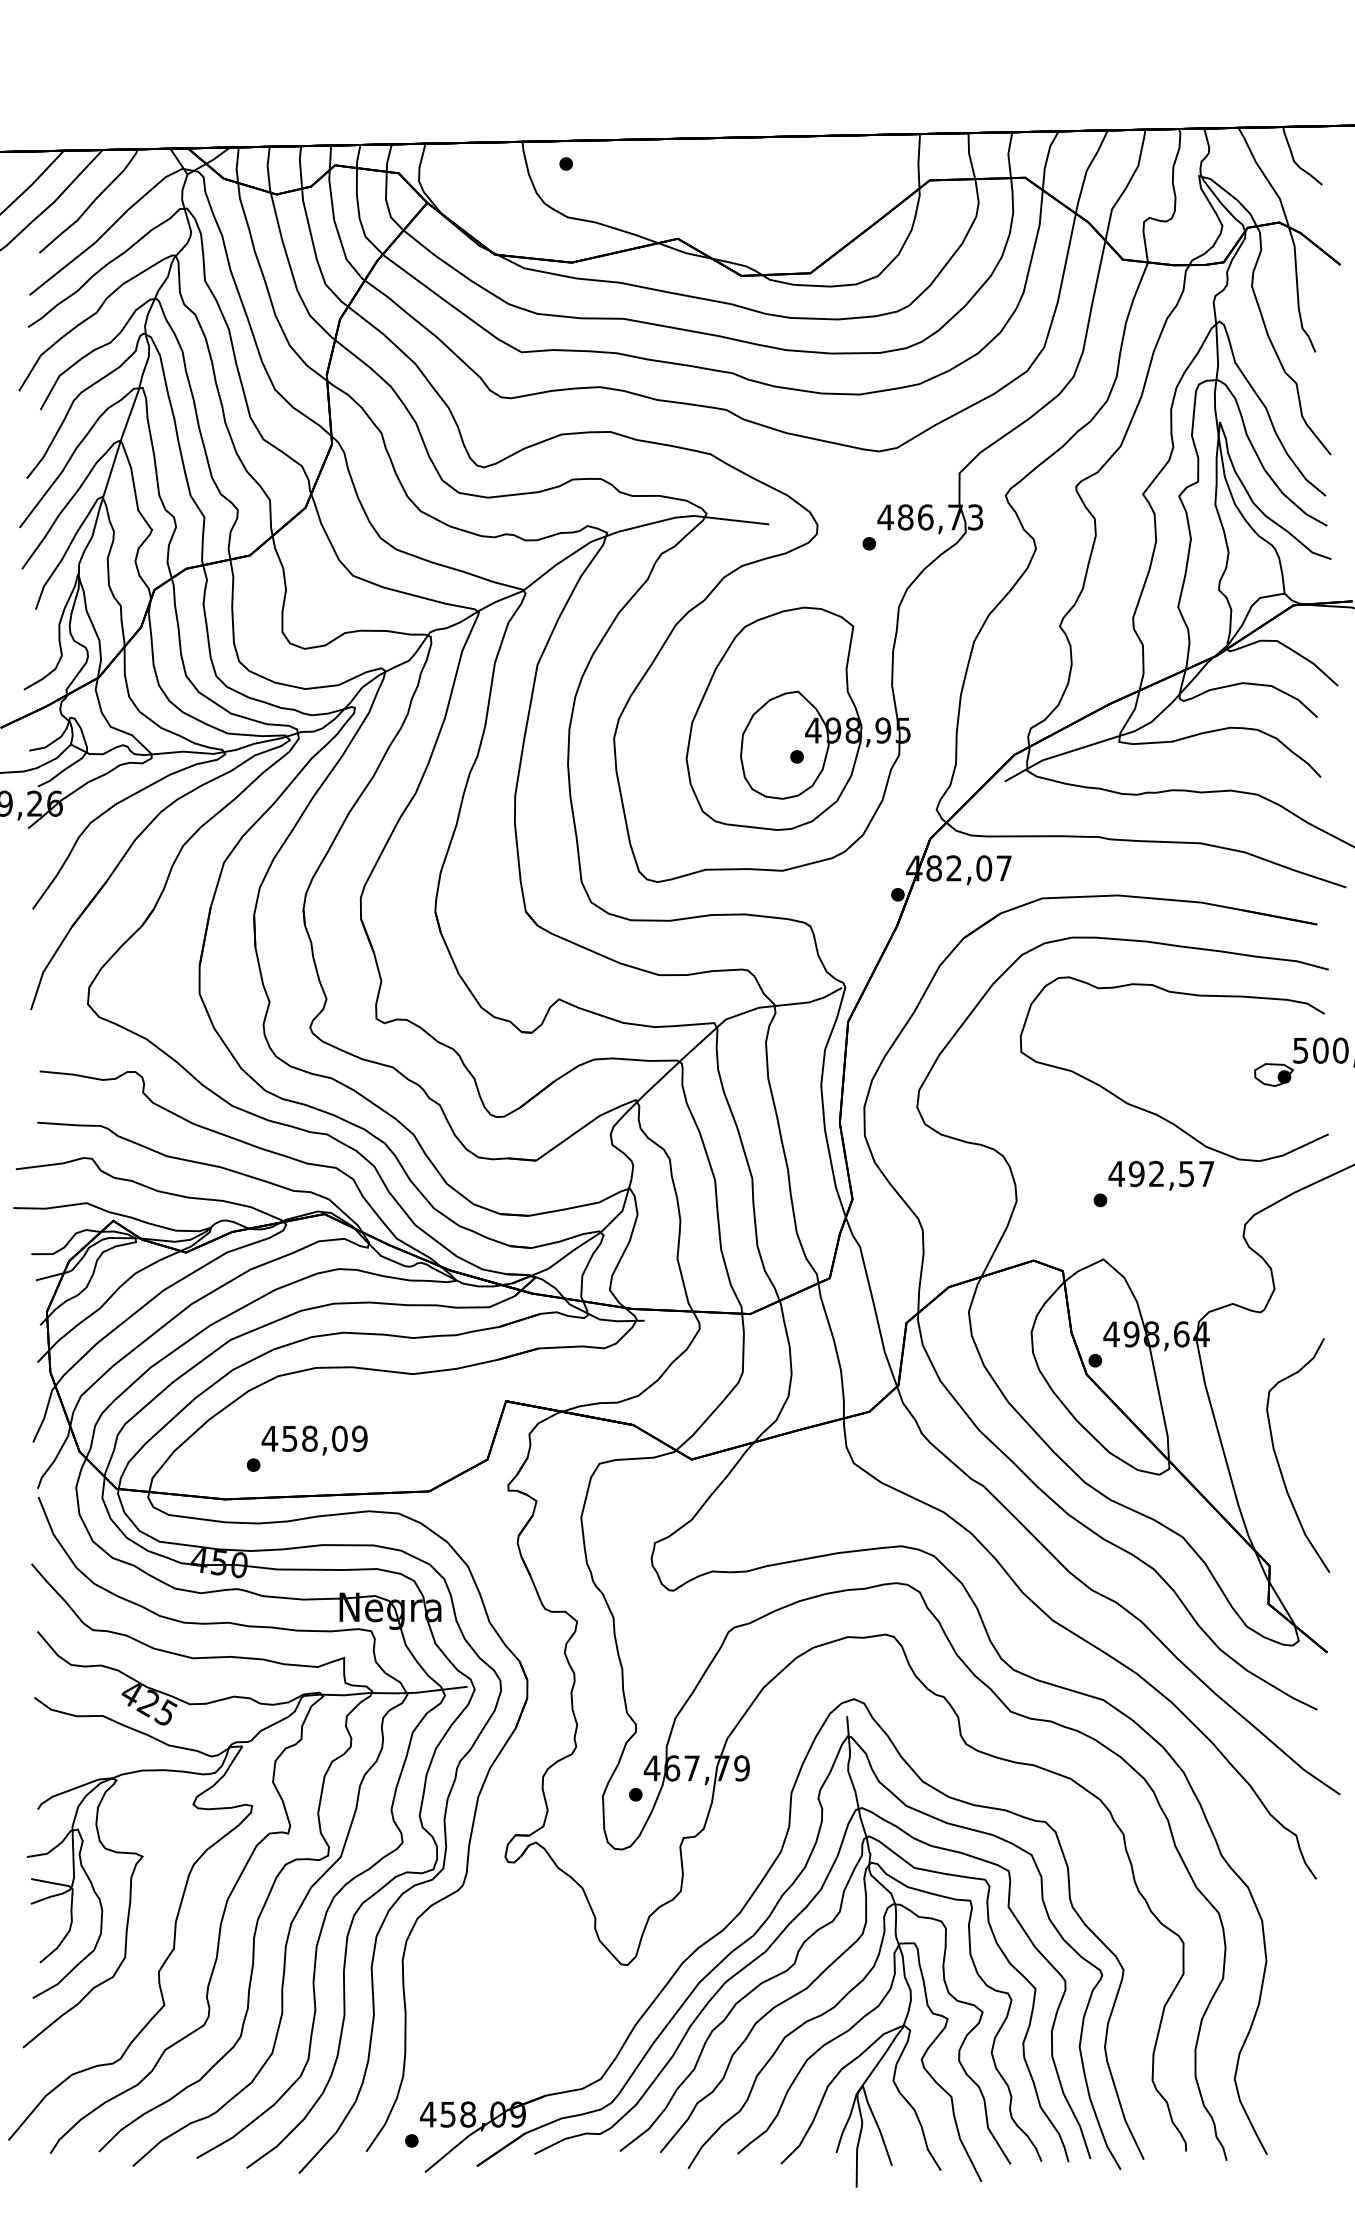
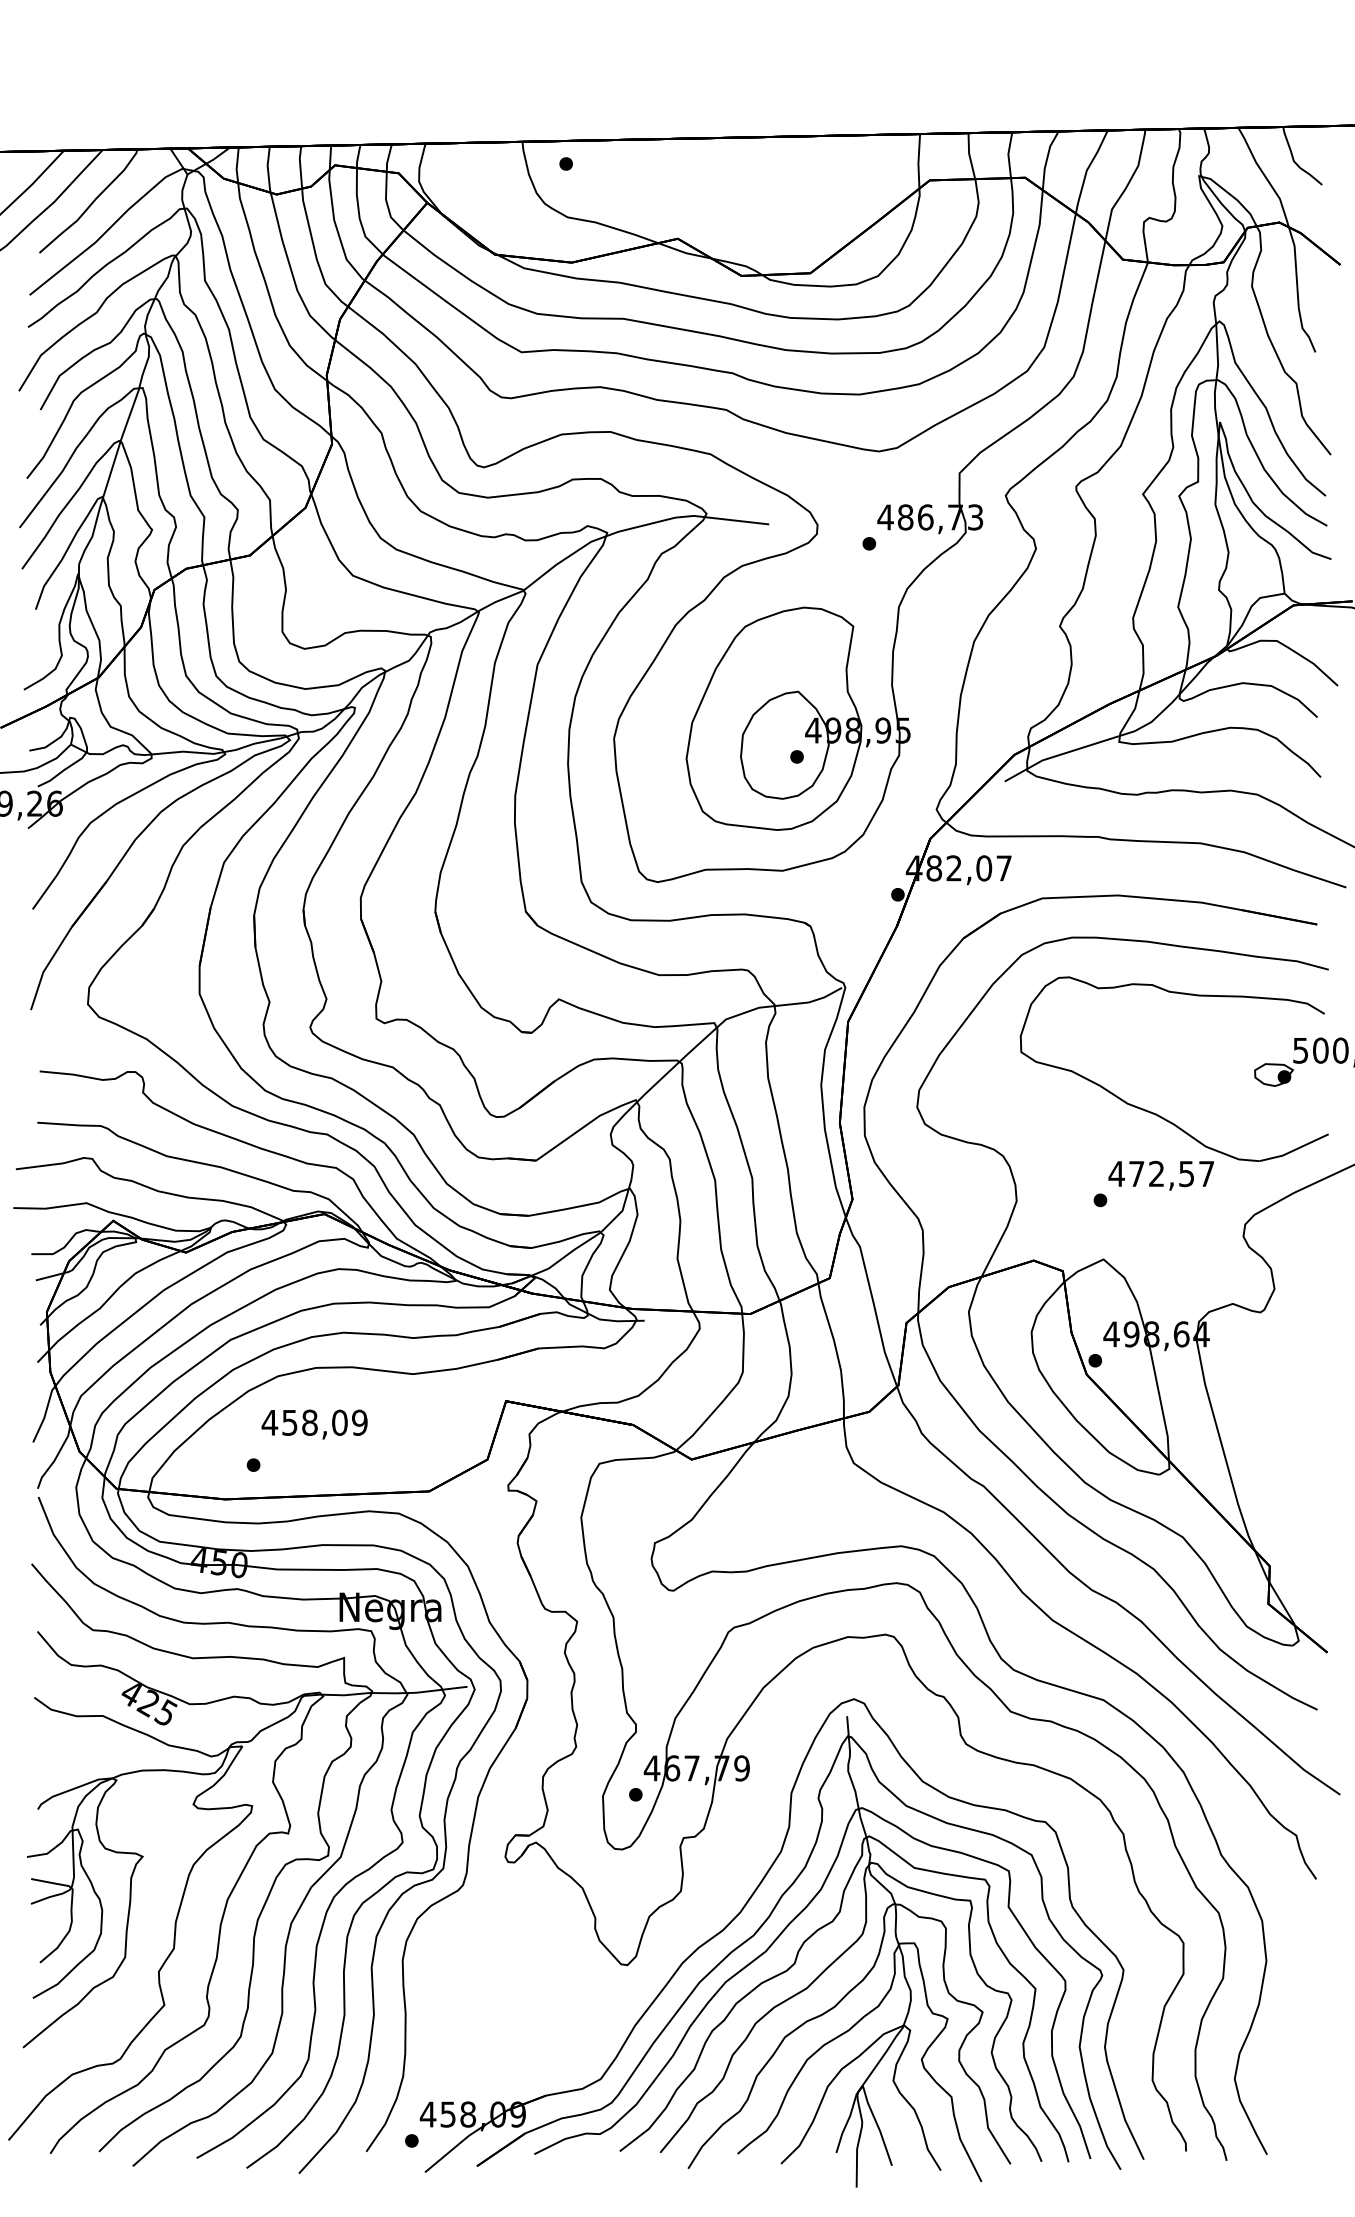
text: 492,57 -> 472,57 (1136, 1173)
text position: (314, 1440) -> (314, 1424) (314, 1424)
curve: present -> none (1278, 1460)
